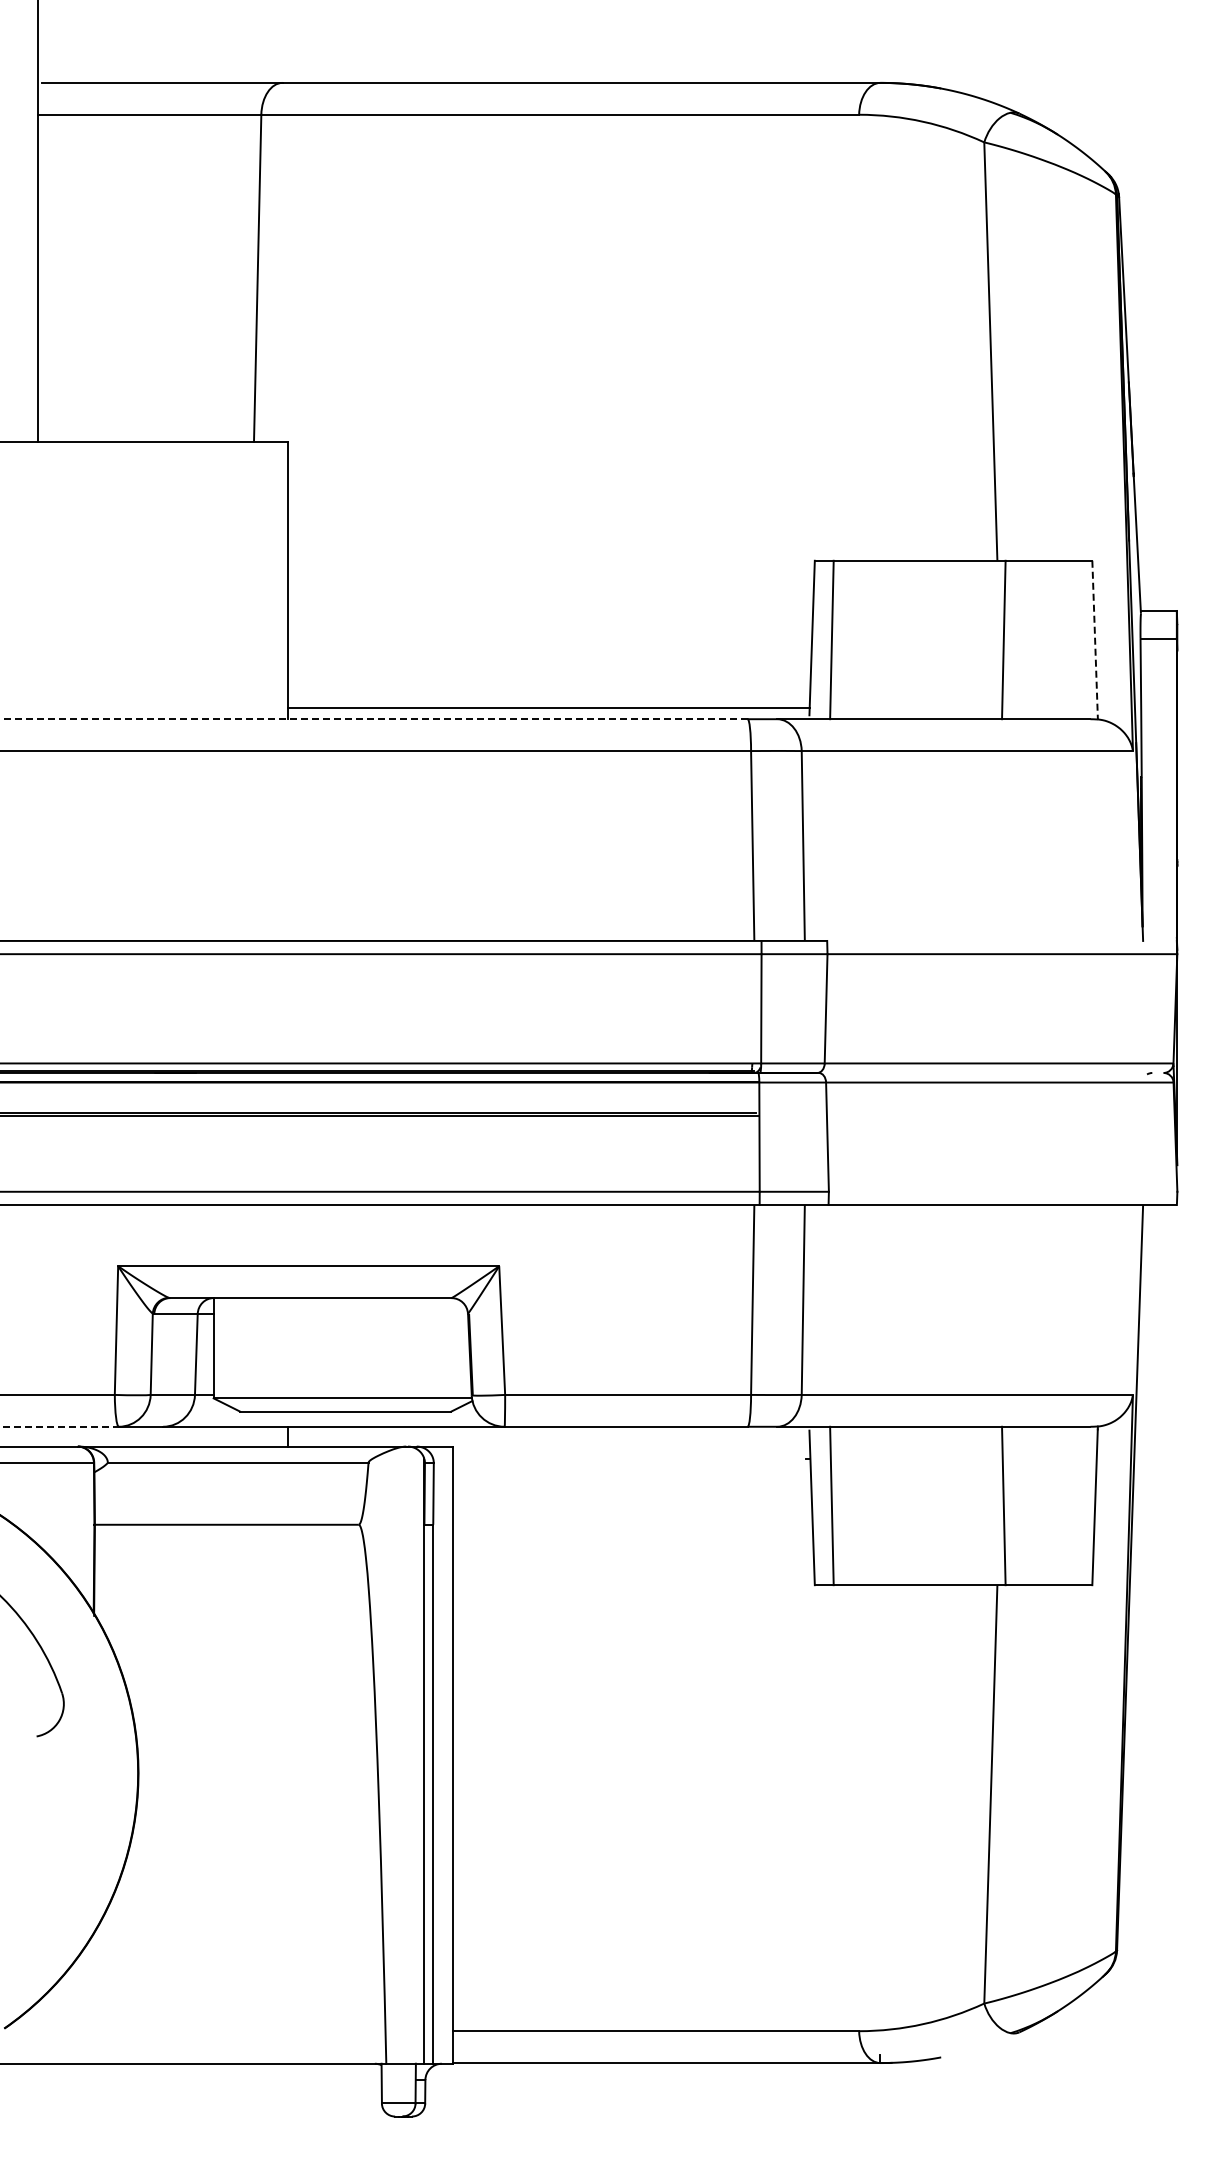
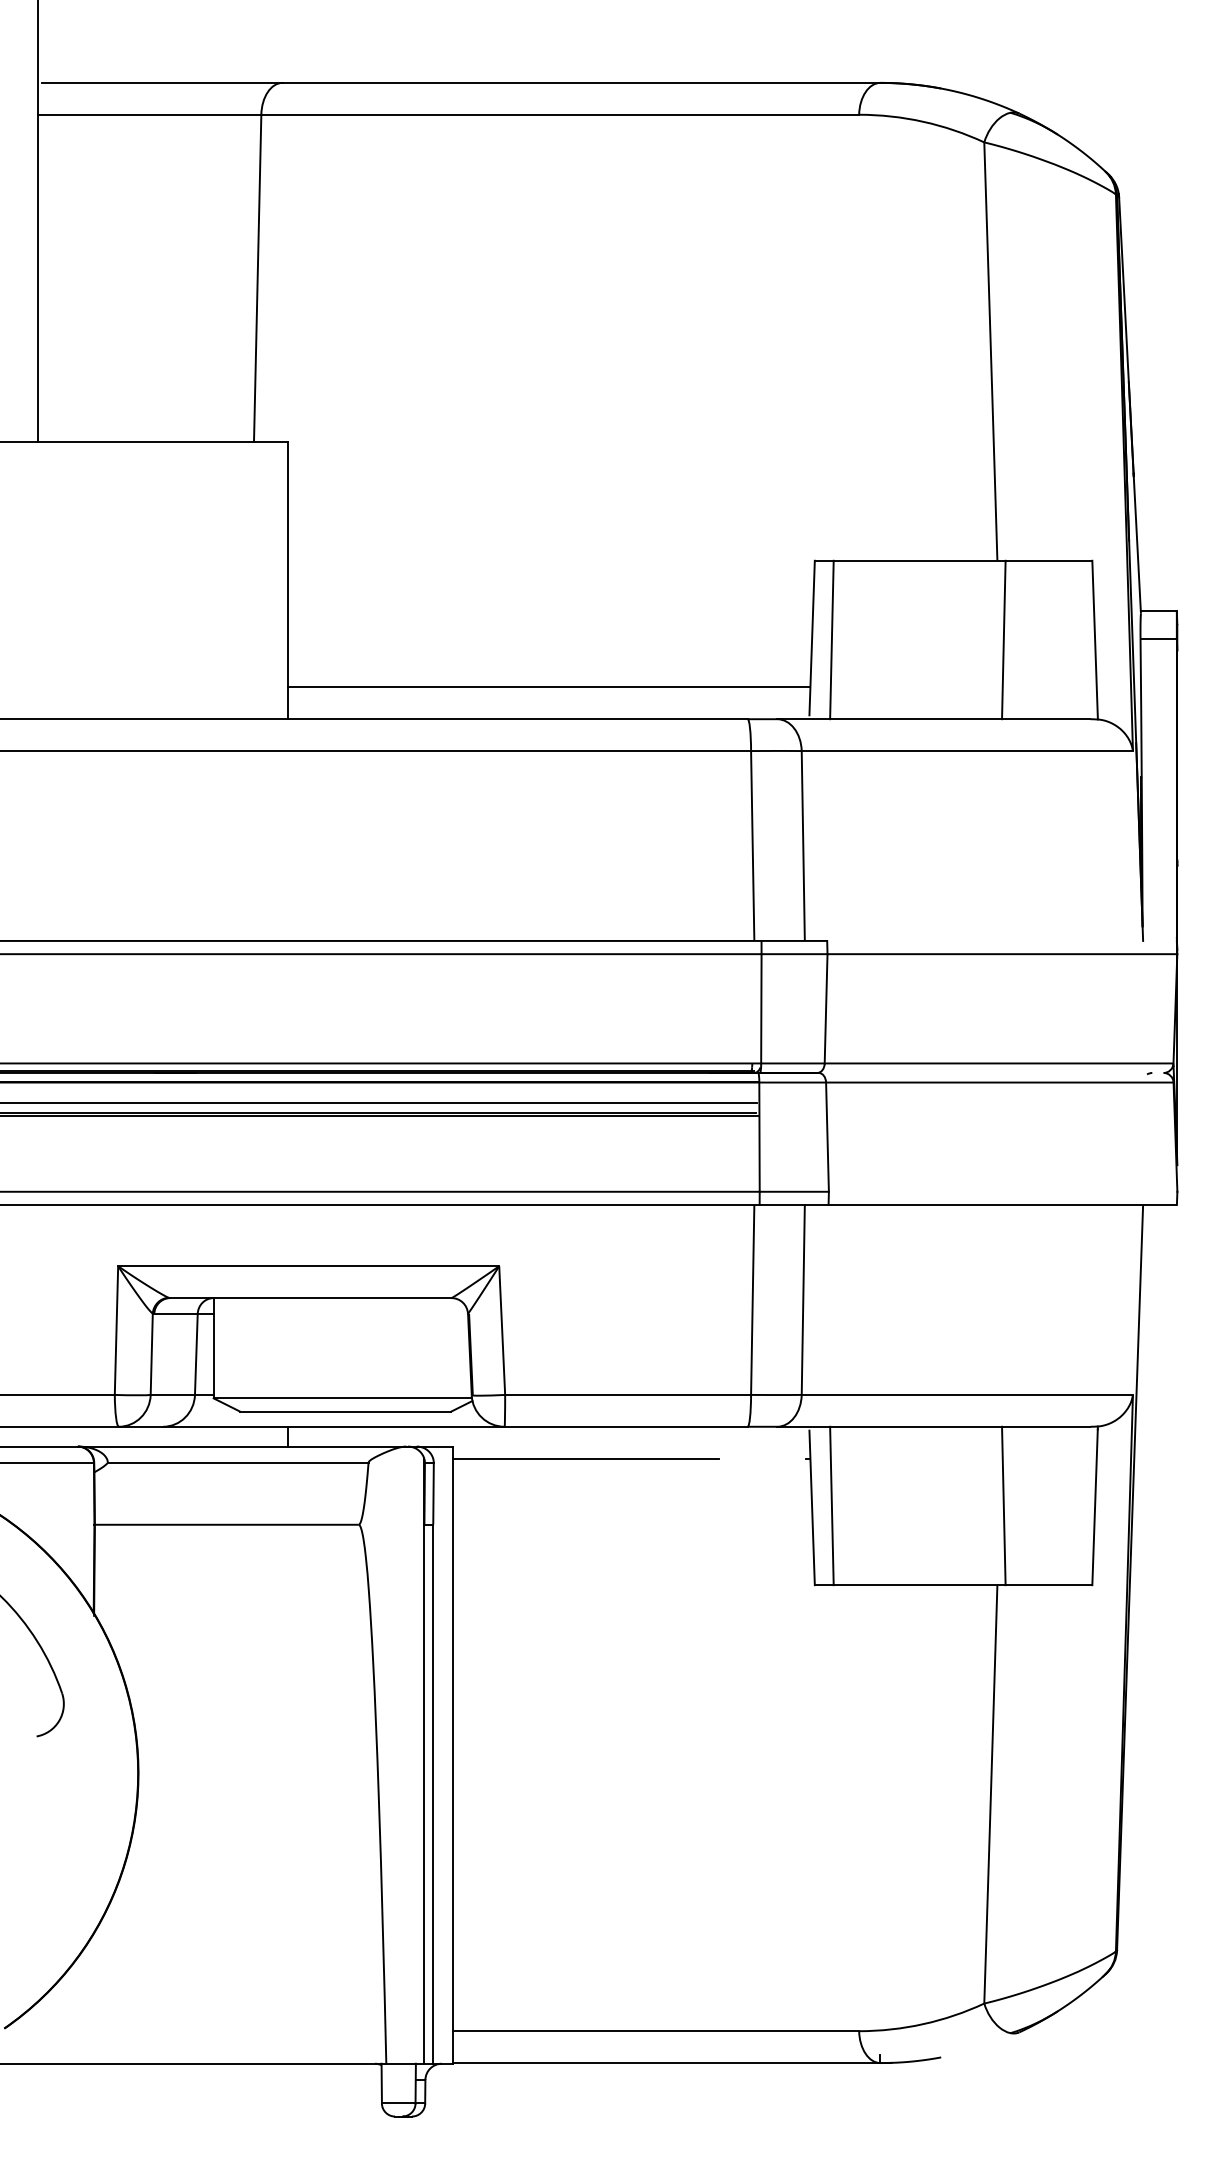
line: dashed -> solid (1095, 640)
line position: (548, 708) -> (548, 687) (548, 687)
line: dashed -> solid (373, 719)
line: none -> present (379, 1103)
line: dashed -> solid (59, 1426)
line: none -> present (586, 1458)
